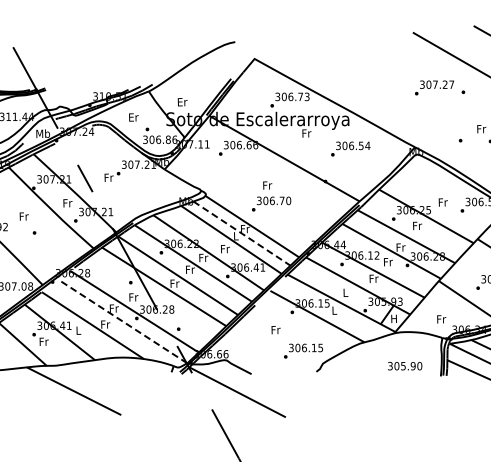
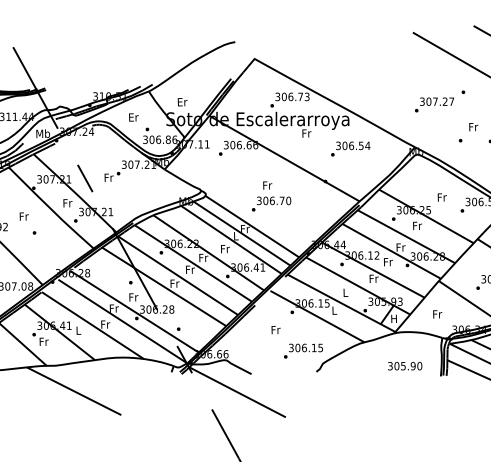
text position: (434, 87) -> (434, 104) (434, 104)
text position: (481, 129) -> (473, 127) (473, 127)
text position: (442, 202) -> (441, 197) (441, 197)
line: dashed -> solid (241, 233)
text position: (441, 319) -> (437, 314) (437, 314)
line: dashed -> solid (122, 321)
